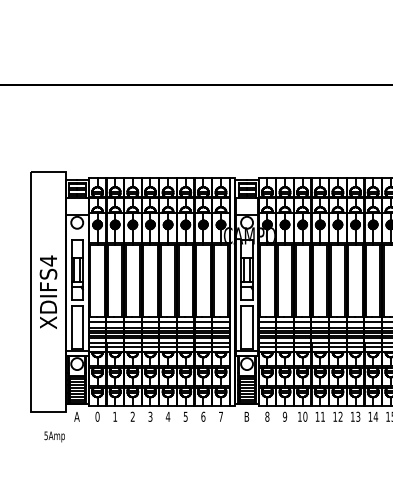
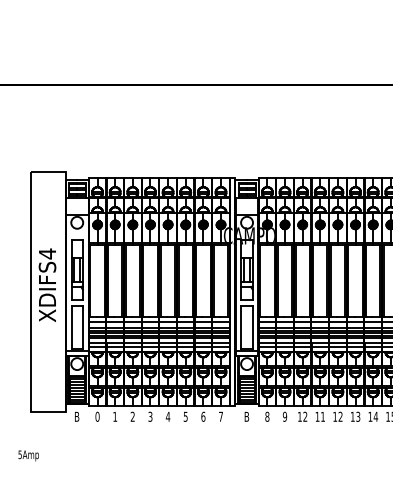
text position: (48, 291) -> (47, 284) (47, 284)
text: A -> B (76, 416)
text: 10 -> 12 (305, 416)
text position: (54, 436) -> (28, 455) (28, 455)
